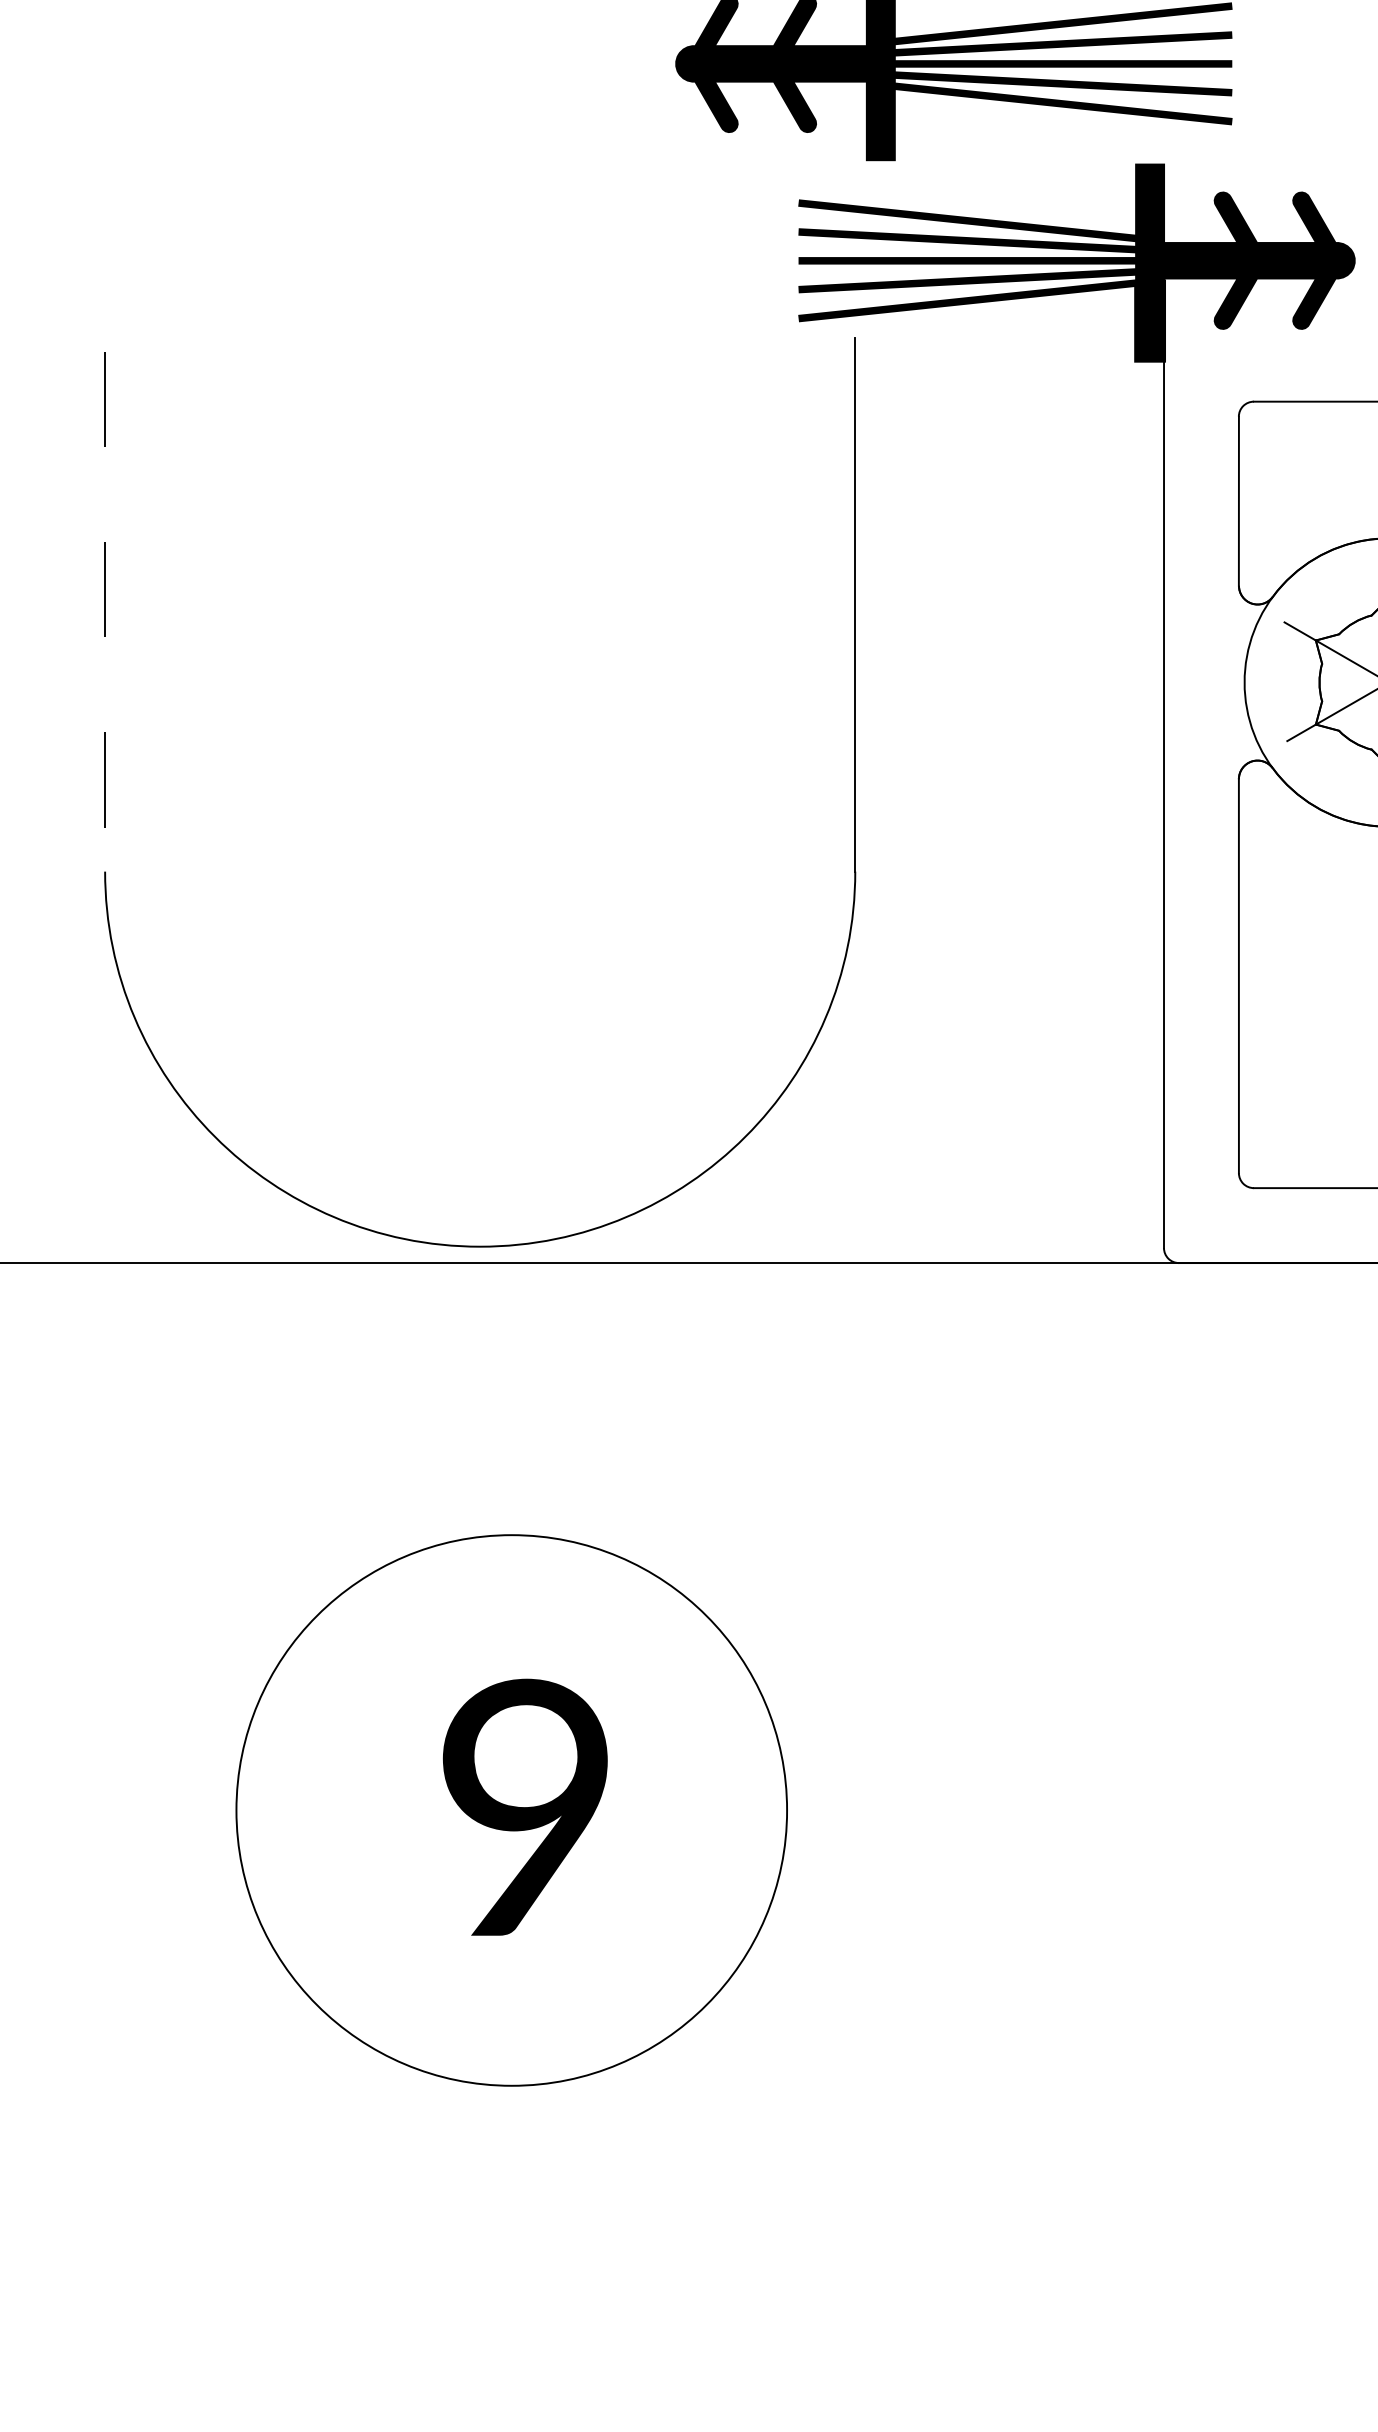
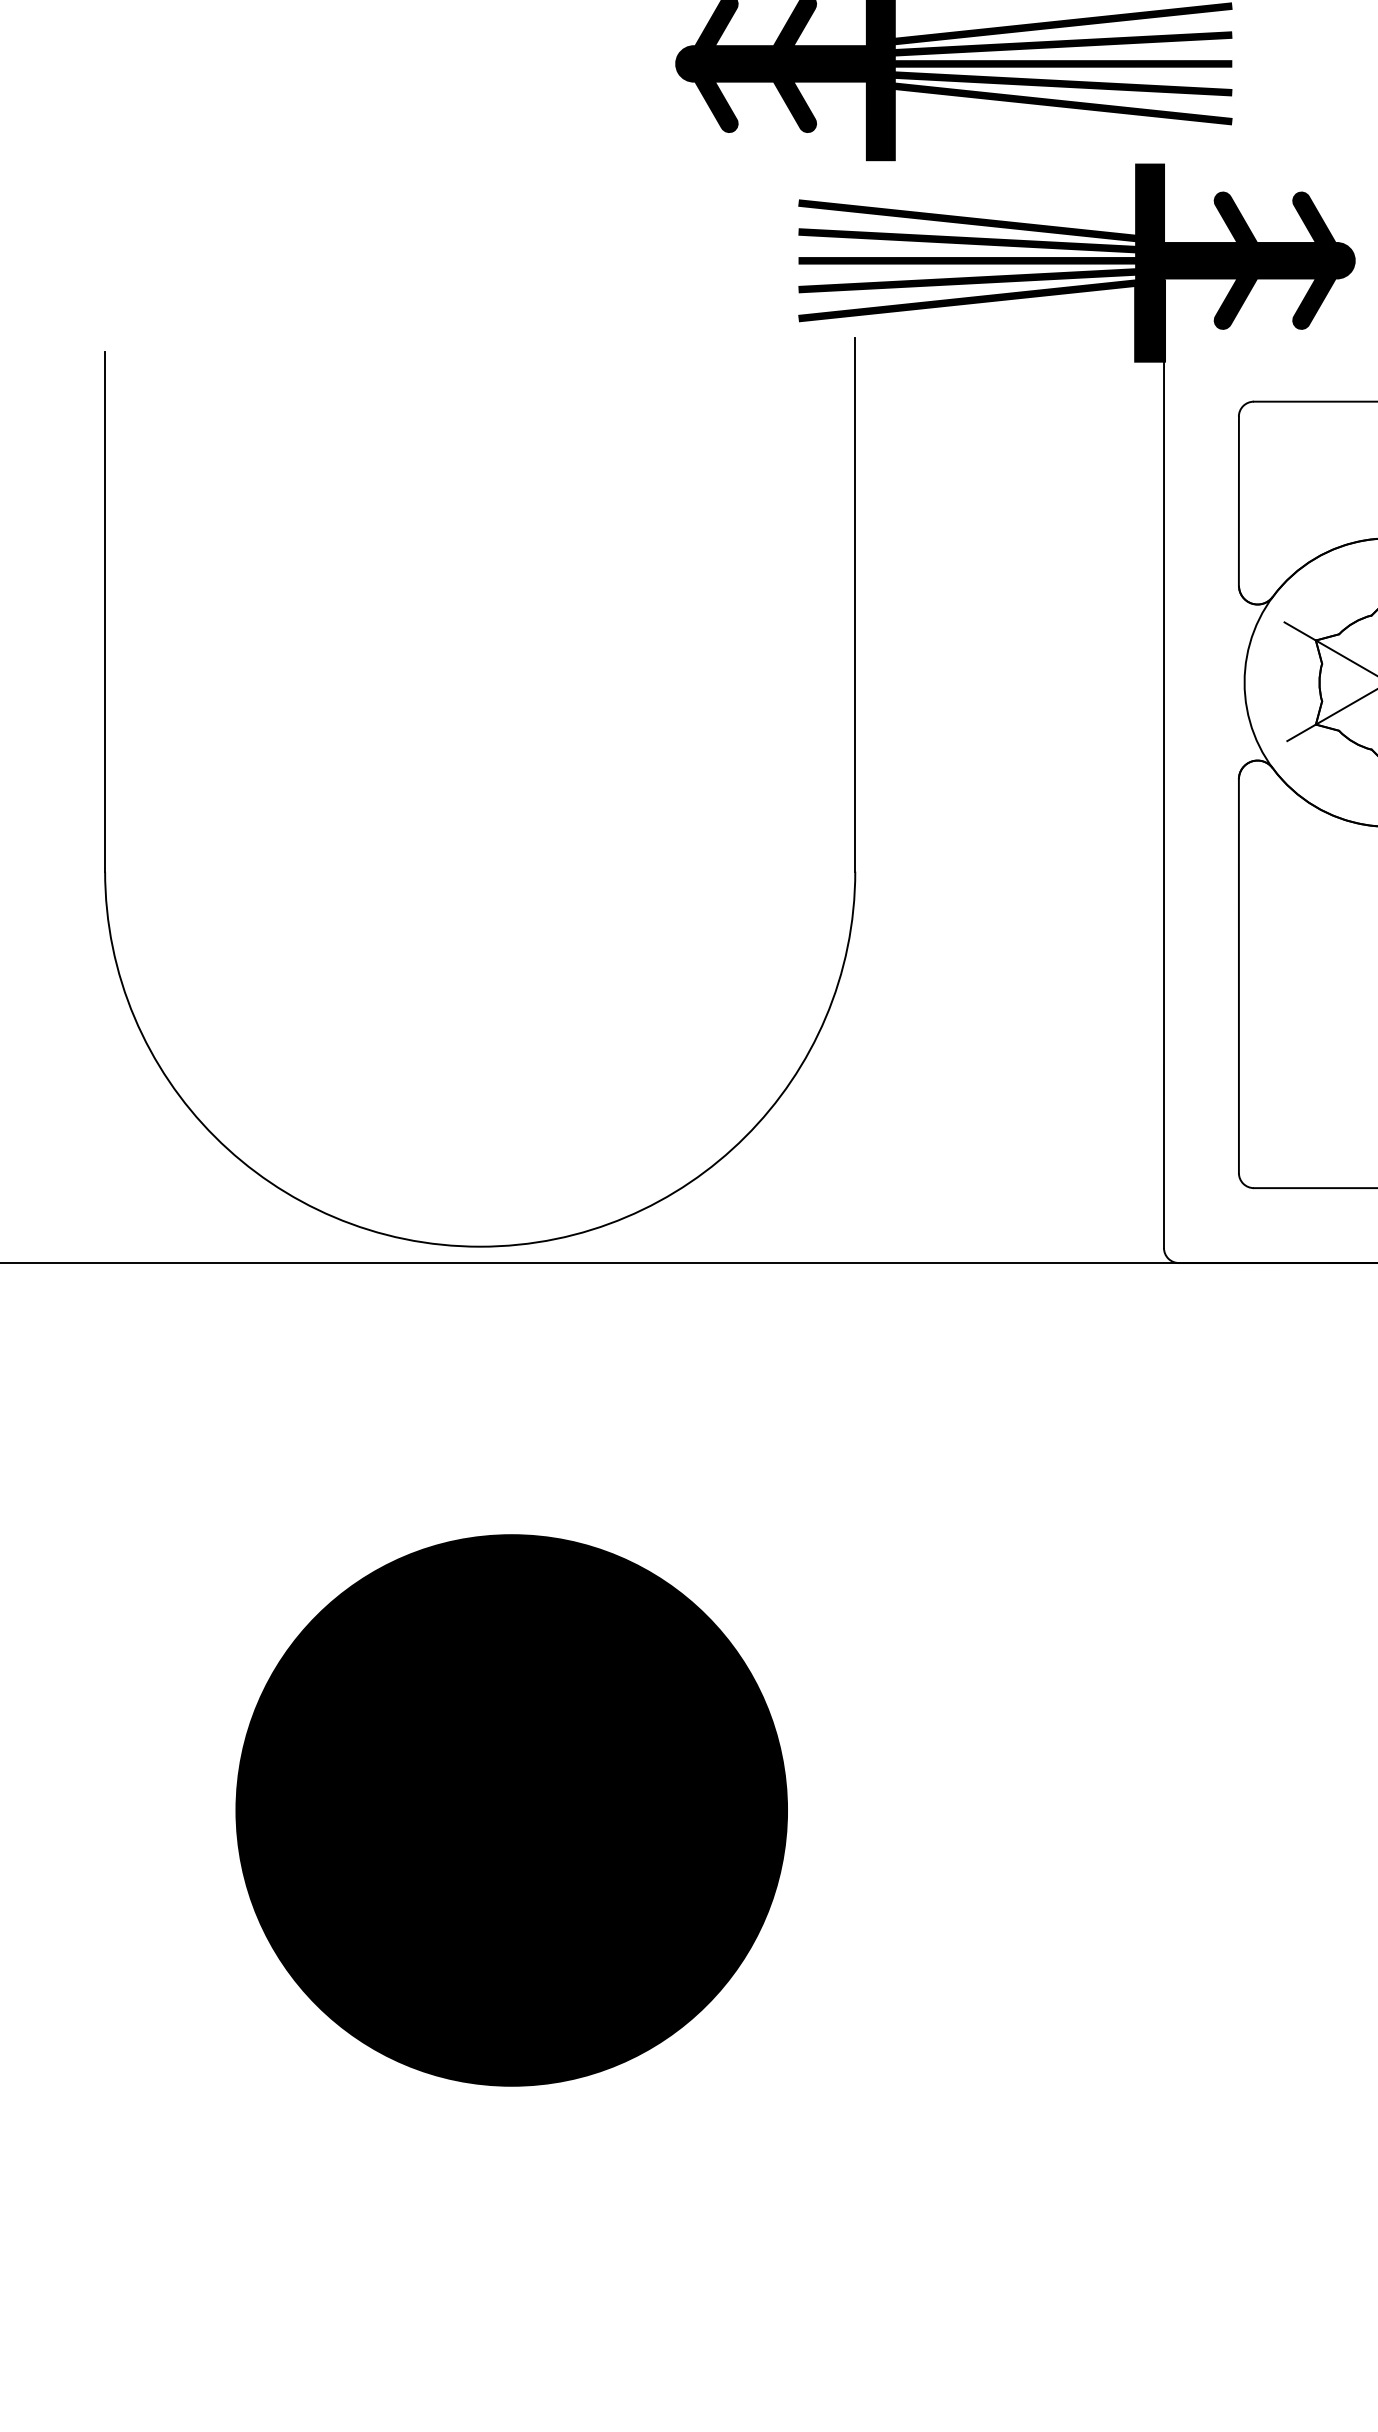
line: dashed -> solid (105, 611)
fill: none -> present (511, 1810)
